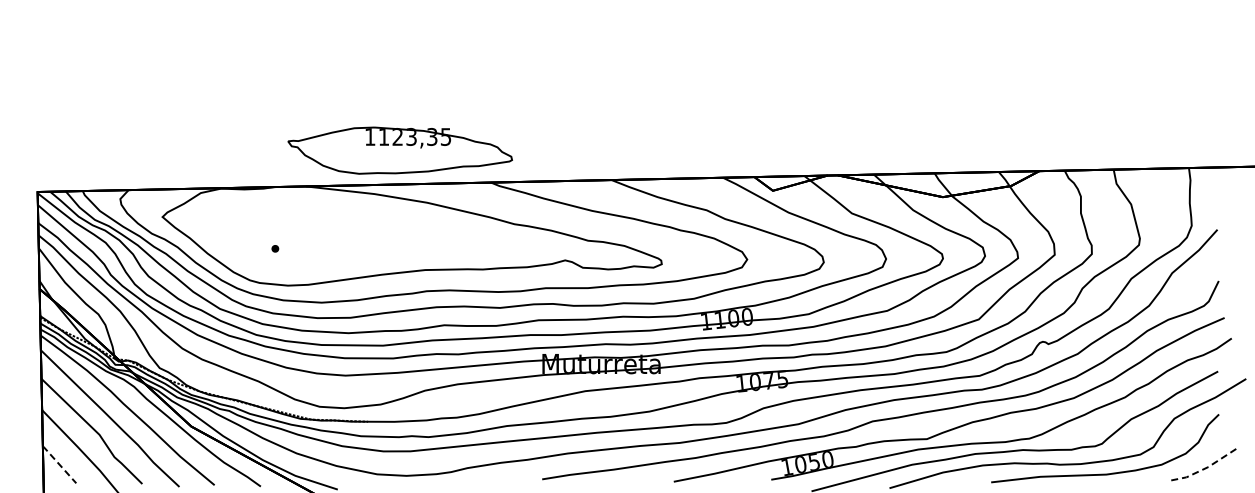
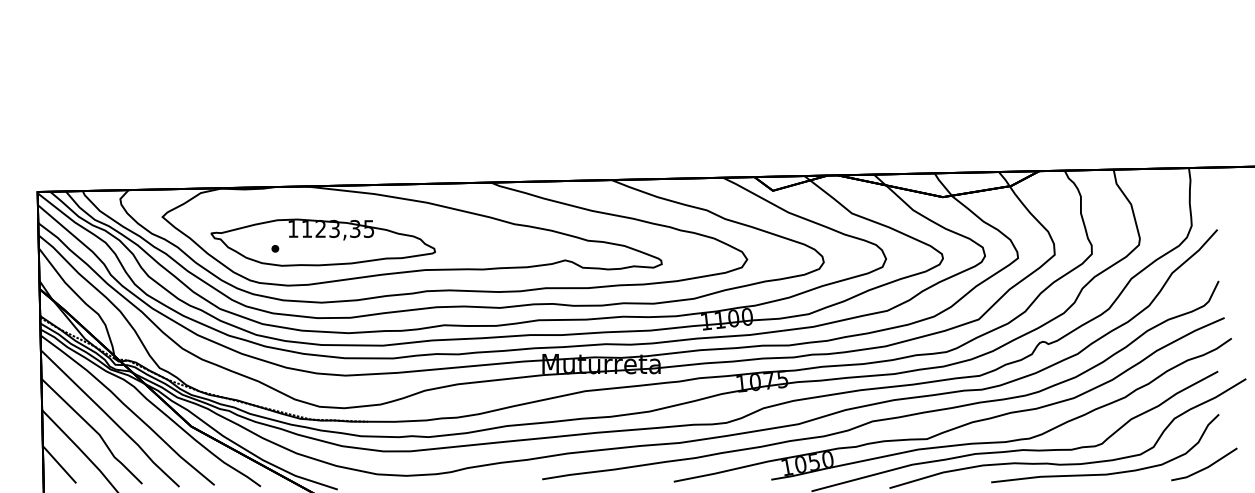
part position: (399, 150) -> (322, 242) (322, 242)
line: dashed -> solid (59, 464)
line: dashed -> solid (1206, 468)
